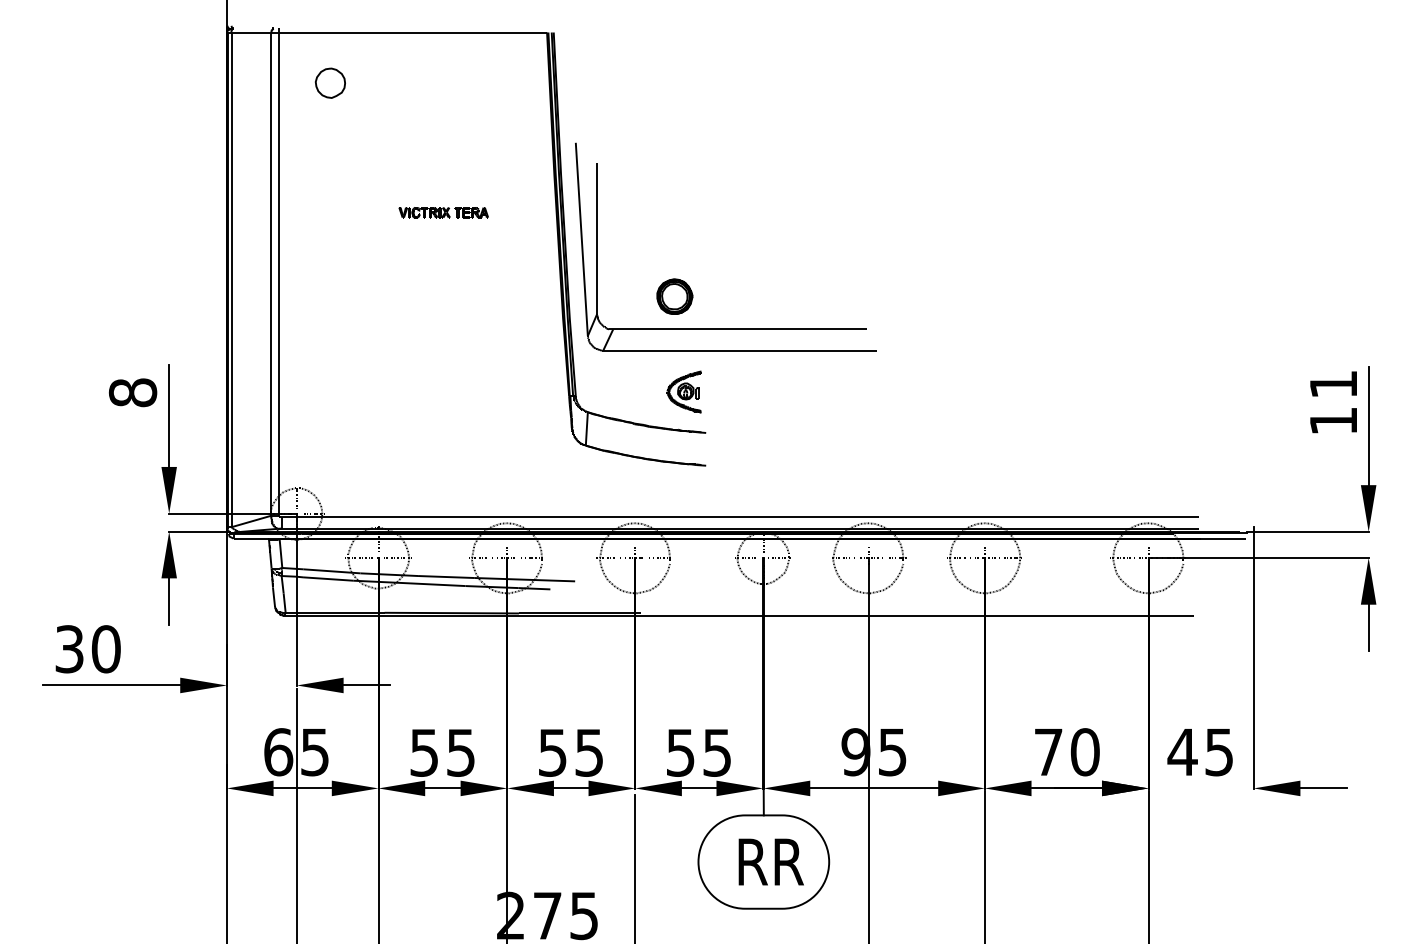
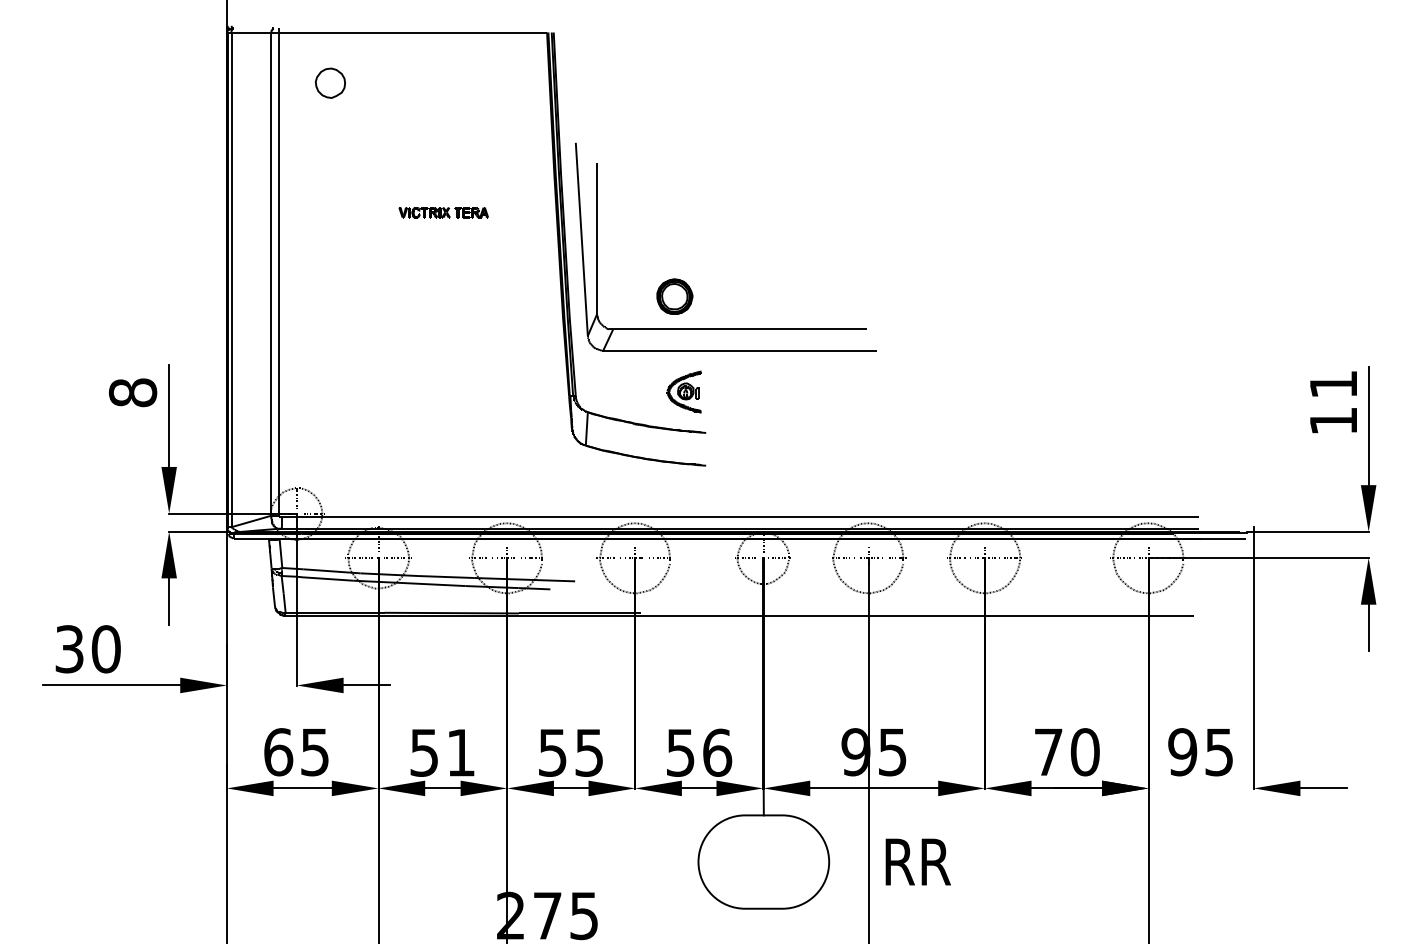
text: 55 -> 51 (460, 752)
text: 55 -> 56 (717, 752)
text: 45 -> 95 (1182, 752)
line: present -> none (296, 814)
text position: (770, 861) -> (917, 861) (917, 861)
line: present -> none (985, 865)
line: present -> none (635, 867)
